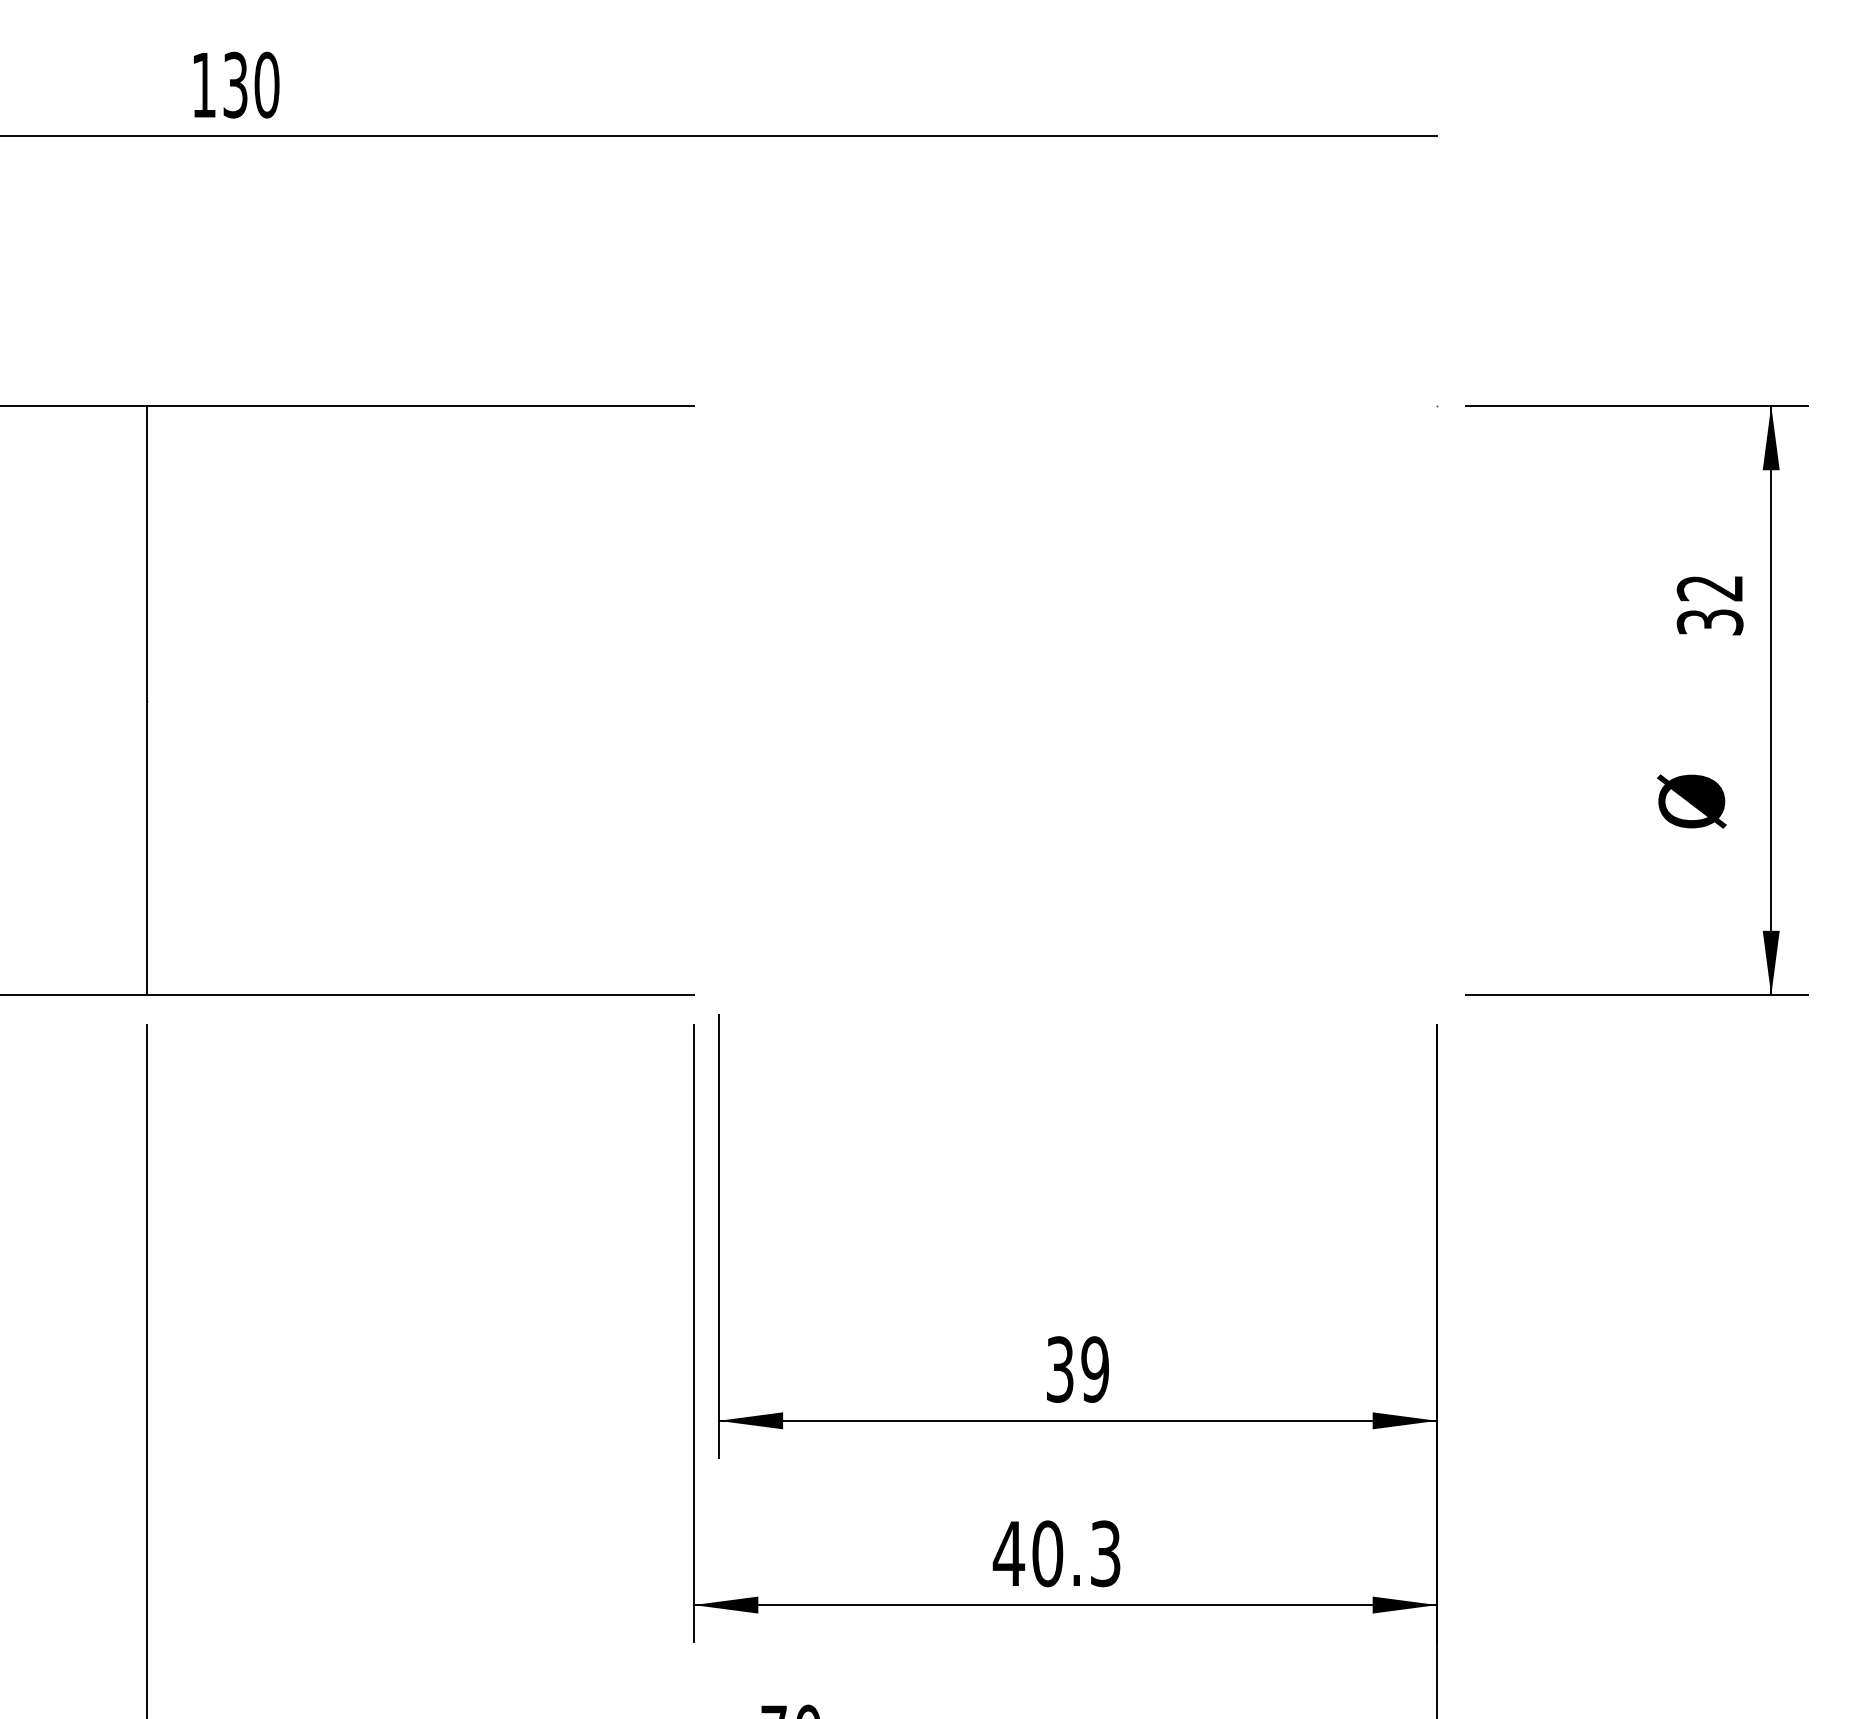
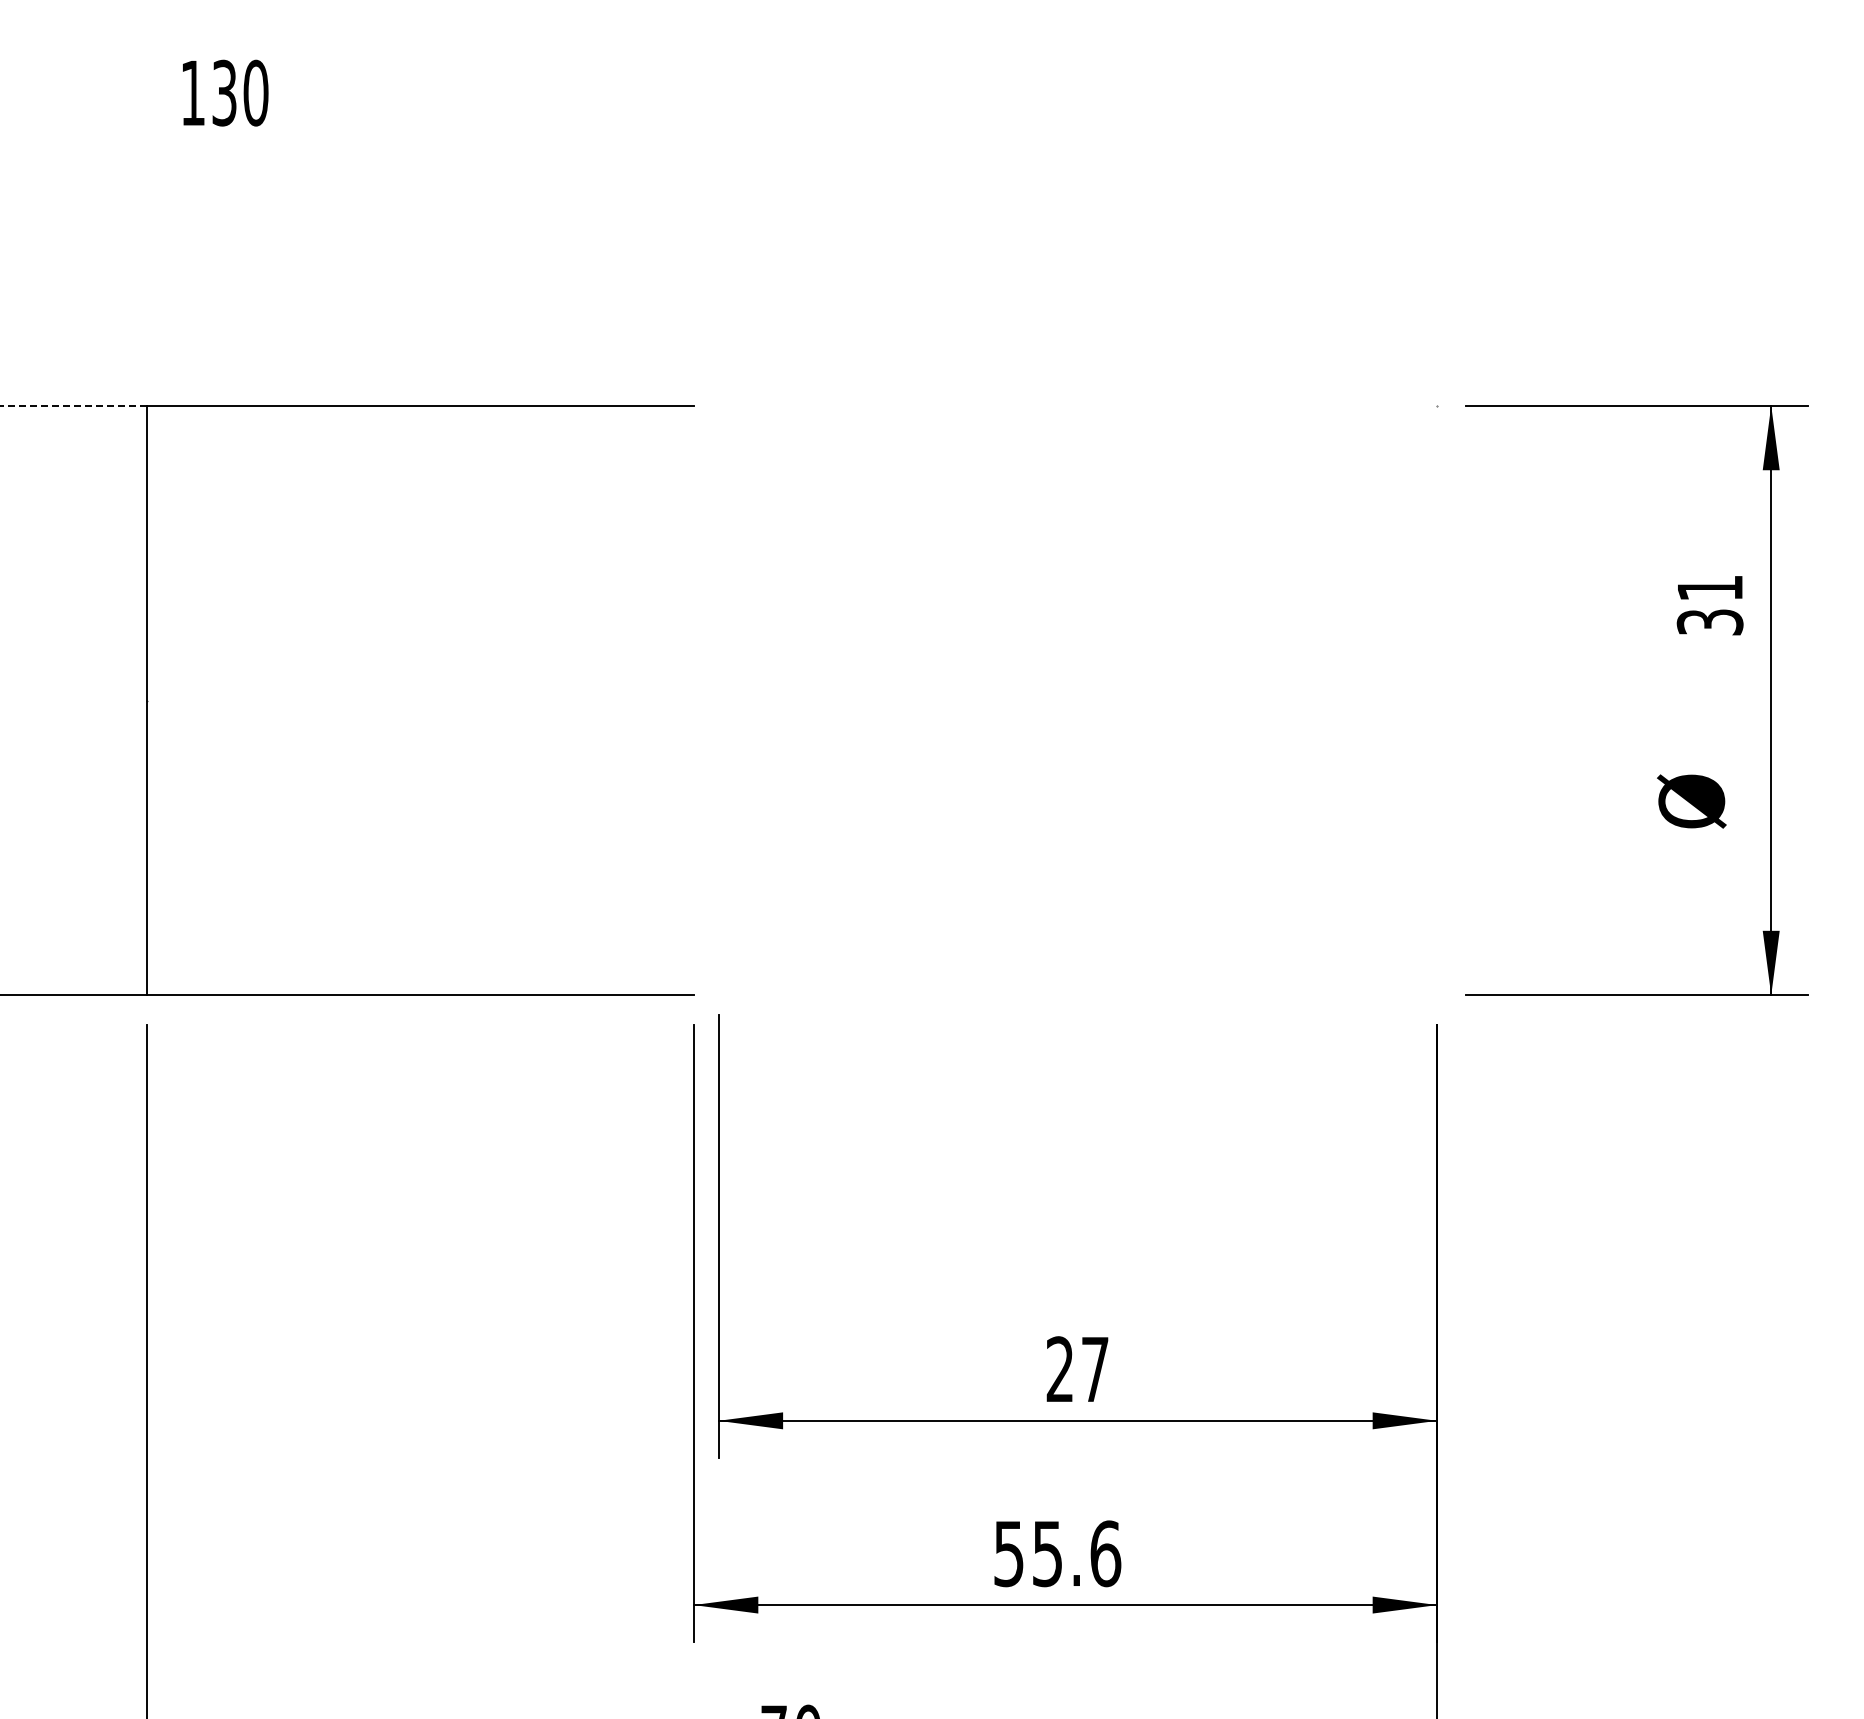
text position: (236, 84) -> (225, 92) (225, 92)
line: present -> none (719, 136)
line: solid -> dashed (73, 405)
text: 32 -> 31 (1709, 588)
text: 39 -> 27 (1077, 1369)
text: 40.3 -> 55.6 (1056, 1553)
